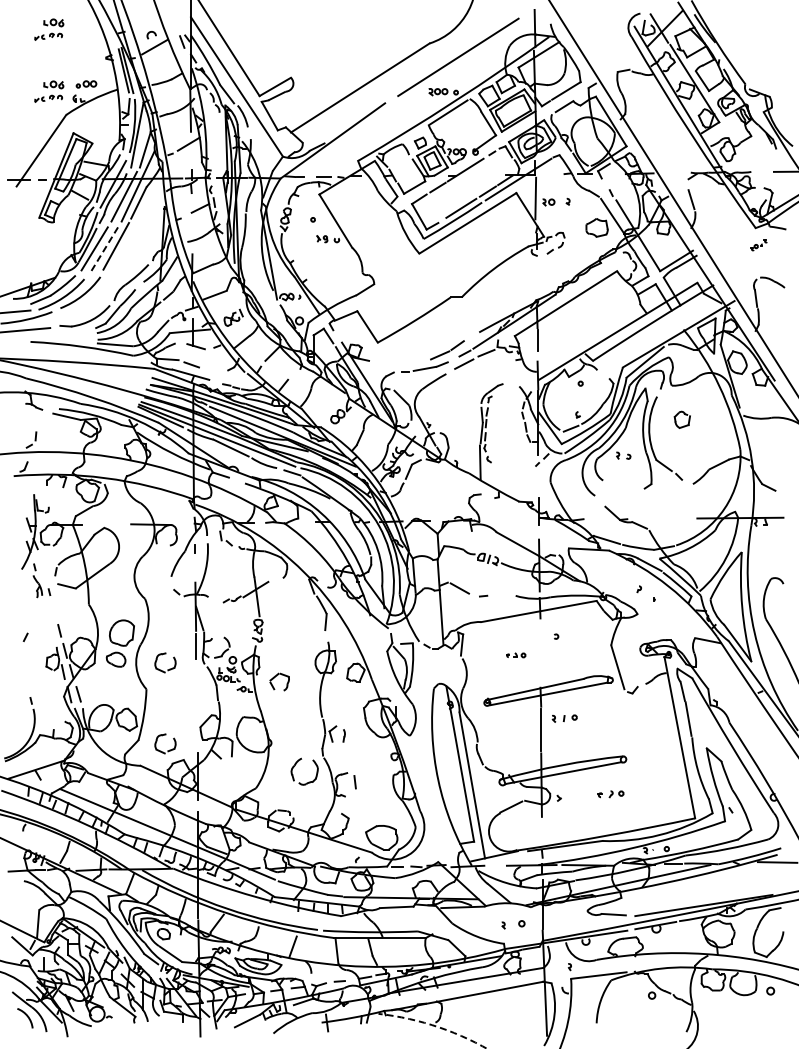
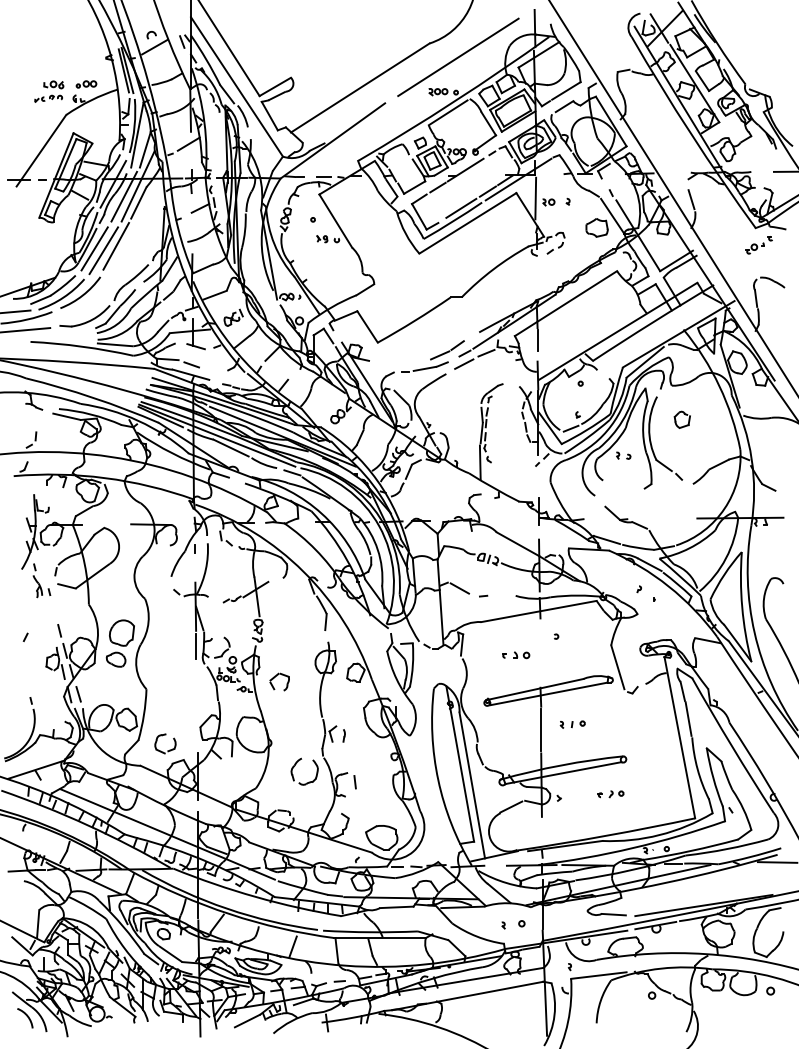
part: present -> none (49, 29)
part size: 18x13 px -> 28x19 px (758, 245)
line: dashed -> solid (103, 251)
part size: 21x7 px -> 29x9 px (516, 655)
part: present -> none (169, 668)
part position: (564, 718) -> (572, 724) (572, 724)
arc: dashed -> solid (434, 1026)
